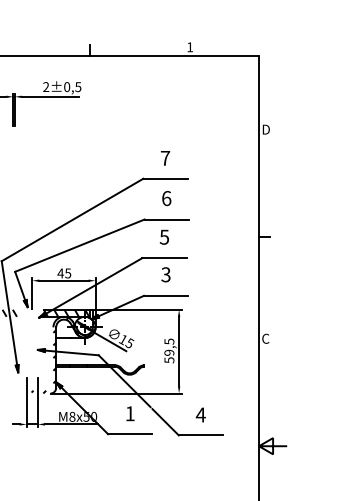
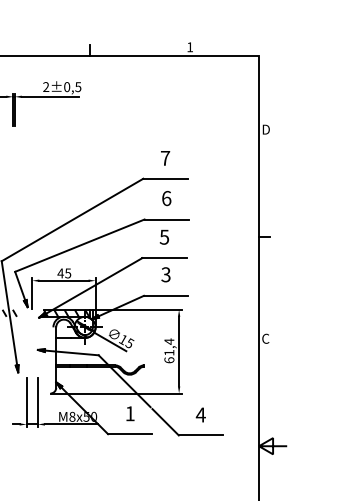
text: 59,5 -> 61,4 (169, 351)
hatch: present -> none (63, 354)
